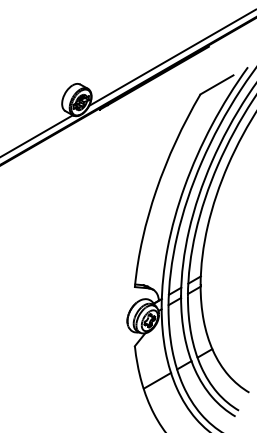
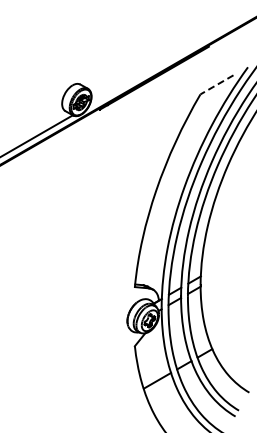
line: present -> none (171, 58)
line: solid -> dashed (216, 85)
